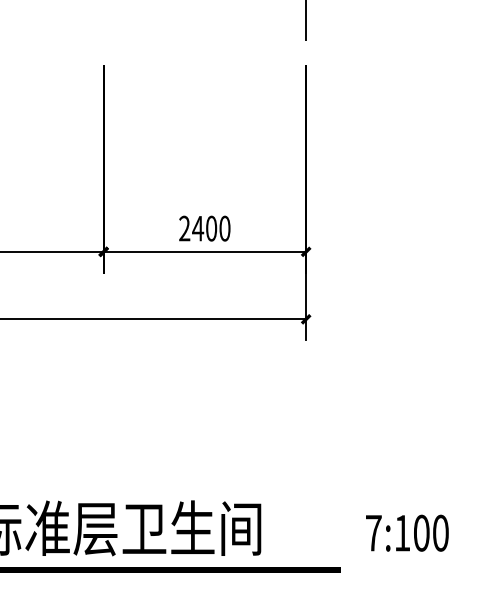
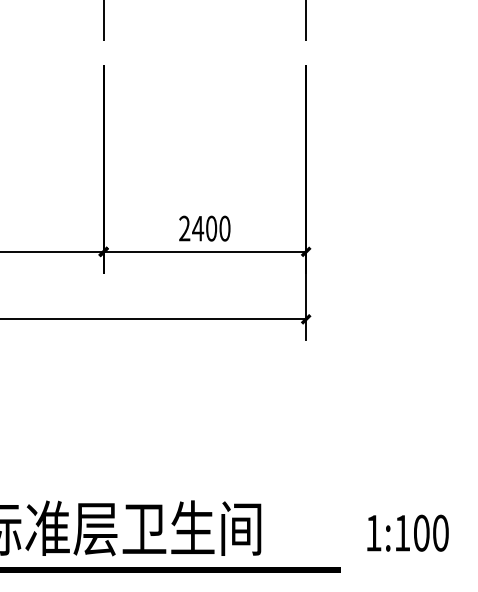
line: none -> present (103, 21)
text: 7:100 -> 1:100 (373, 533)
